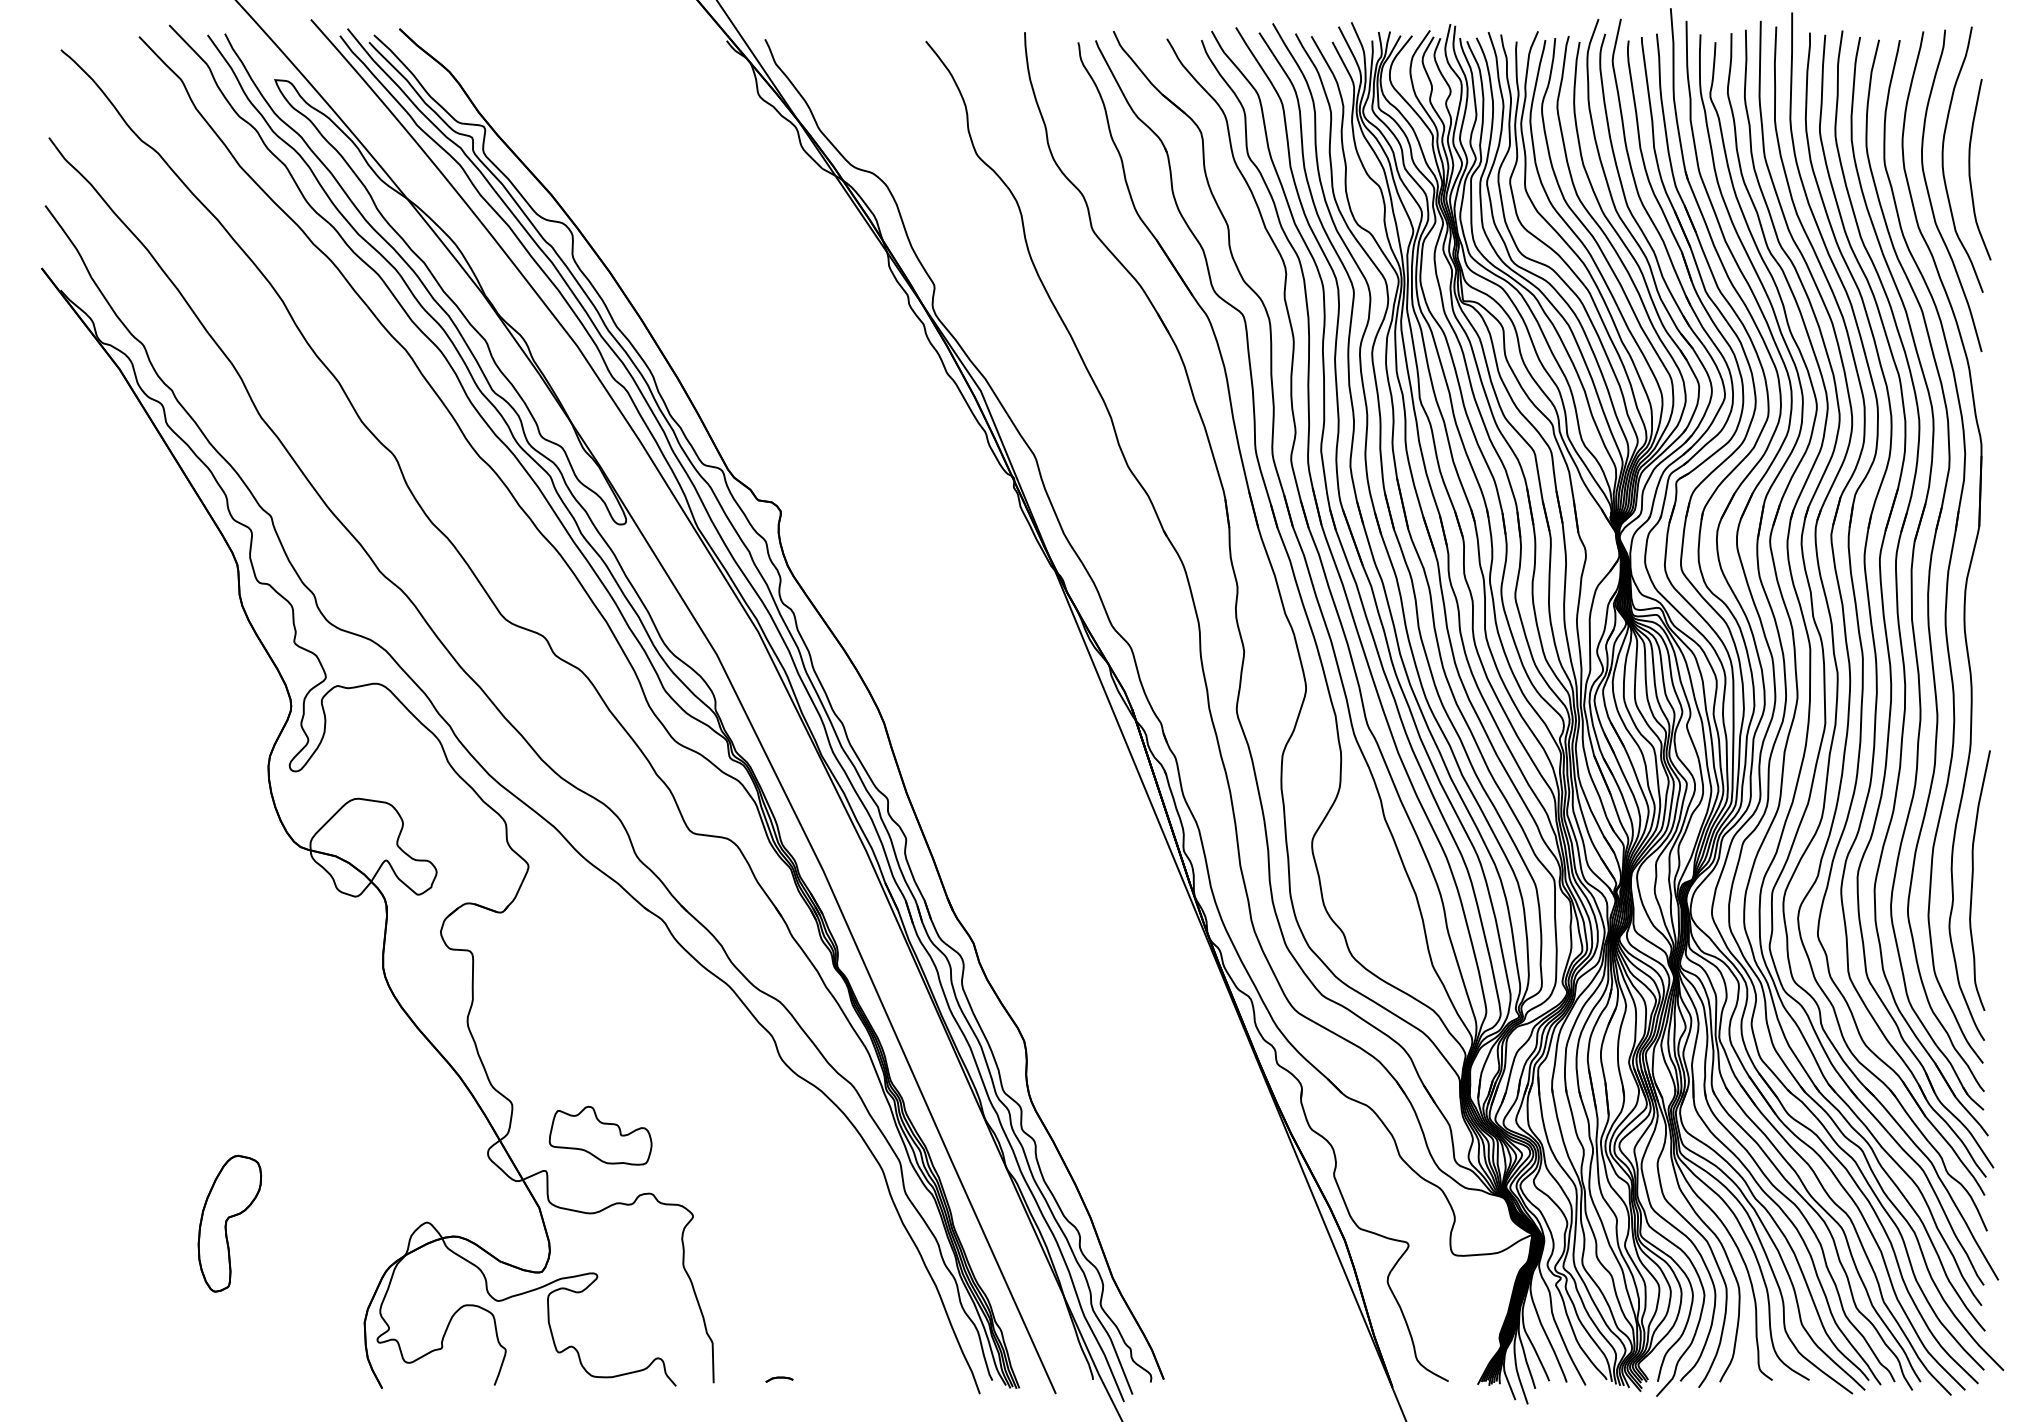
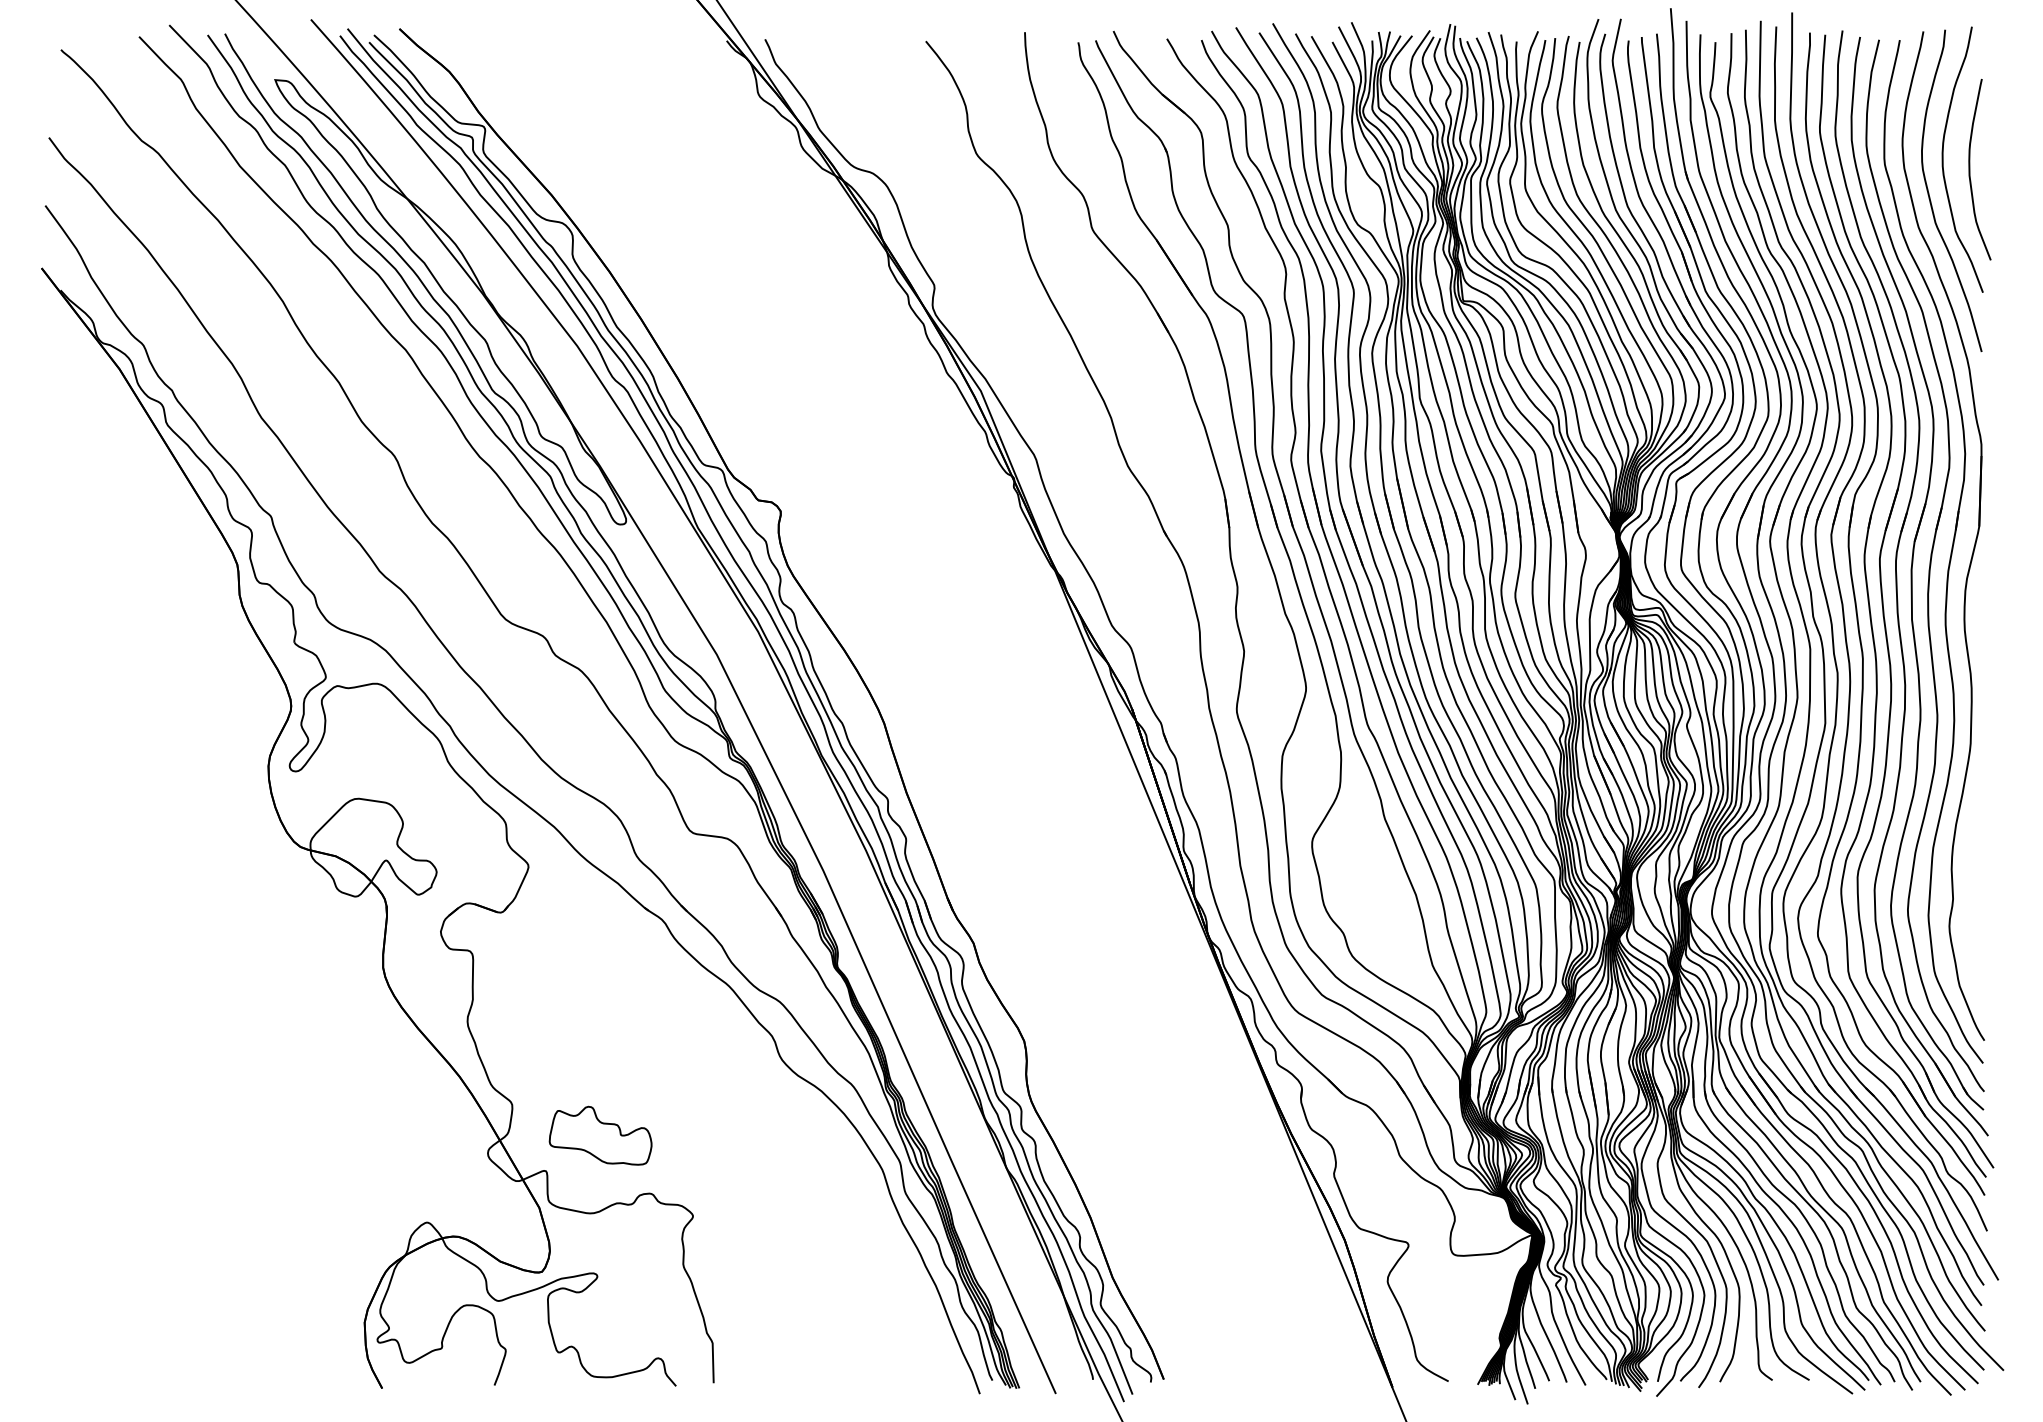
curve: present -> none (1973, 880)
part: present -> none (229, 1223)
part: present -> none (779, 1379)
